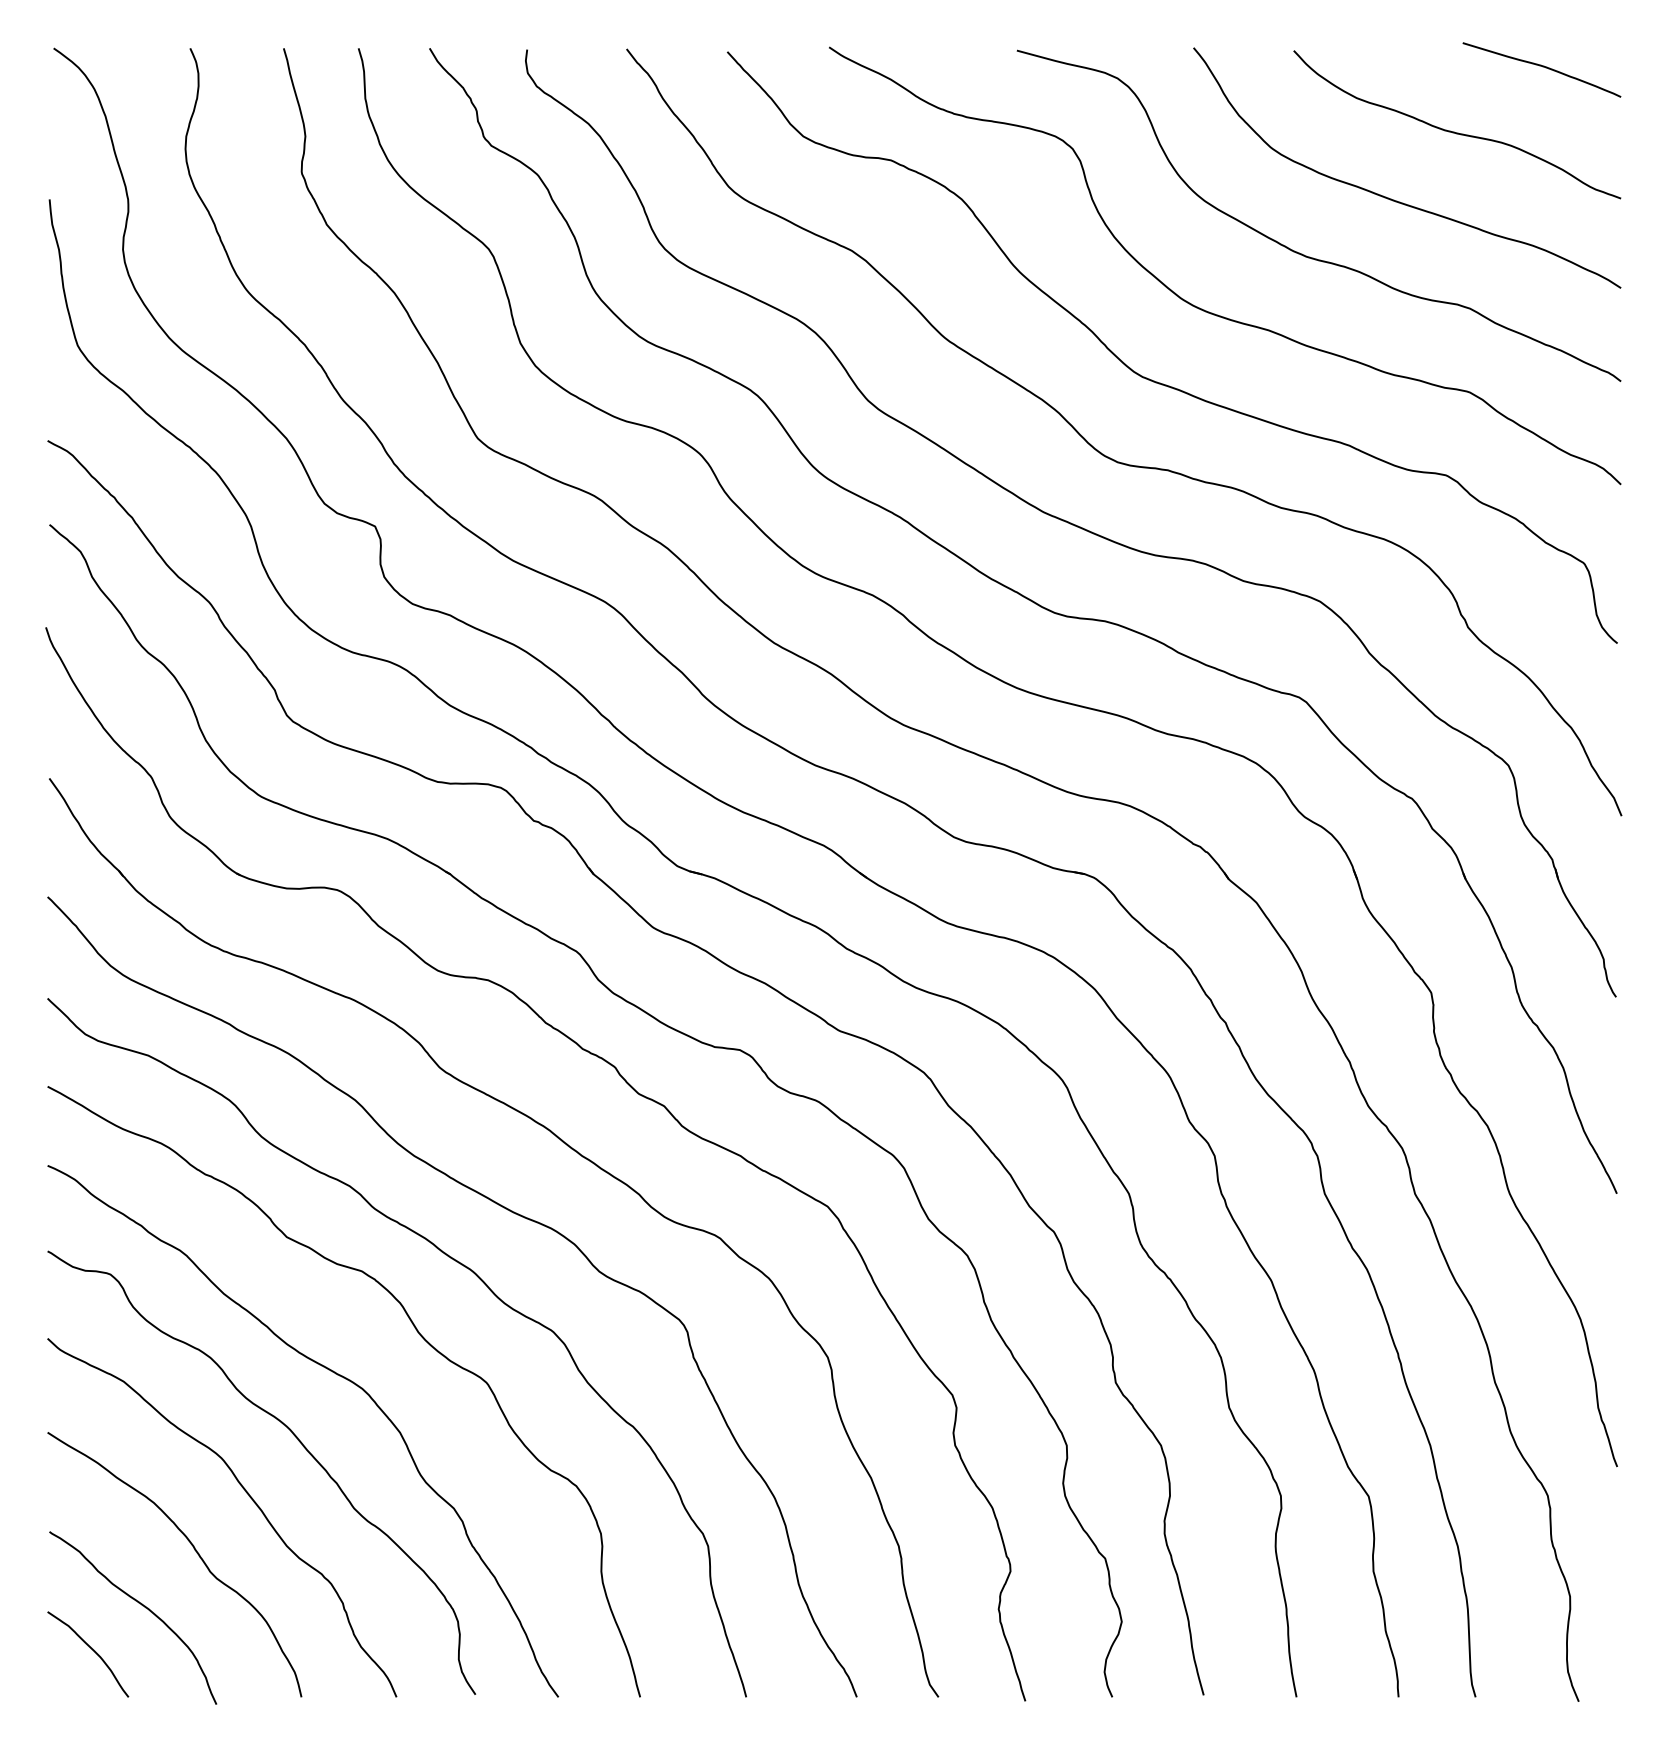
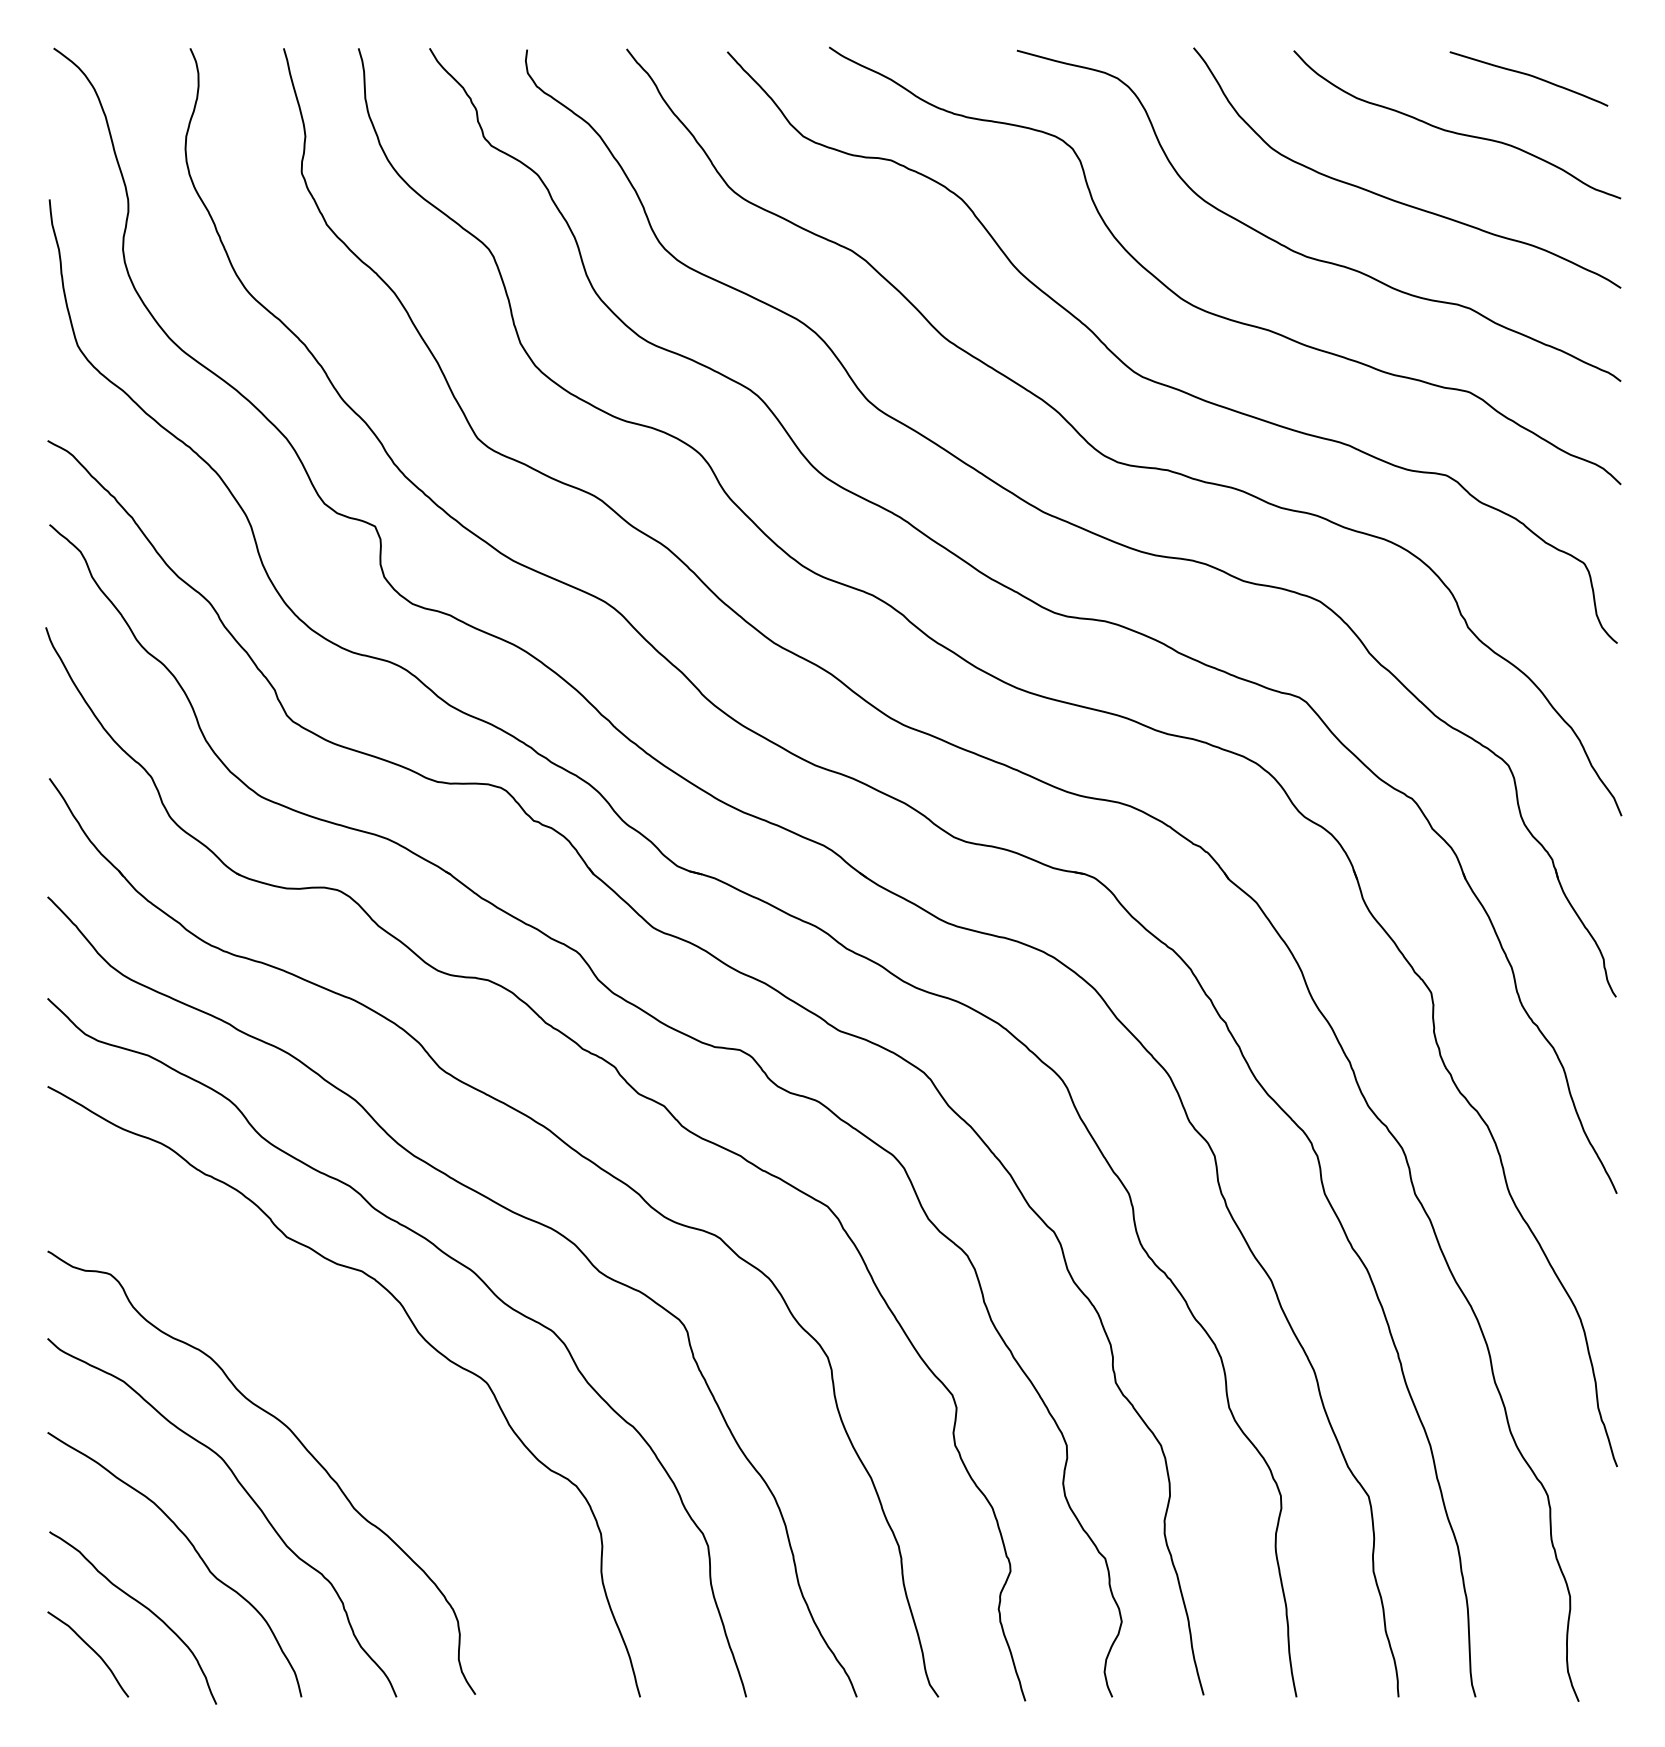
curve position: (1542, 67) -> (1529, 76) (1529, 76)
curve: present -> none (335, 1374)
